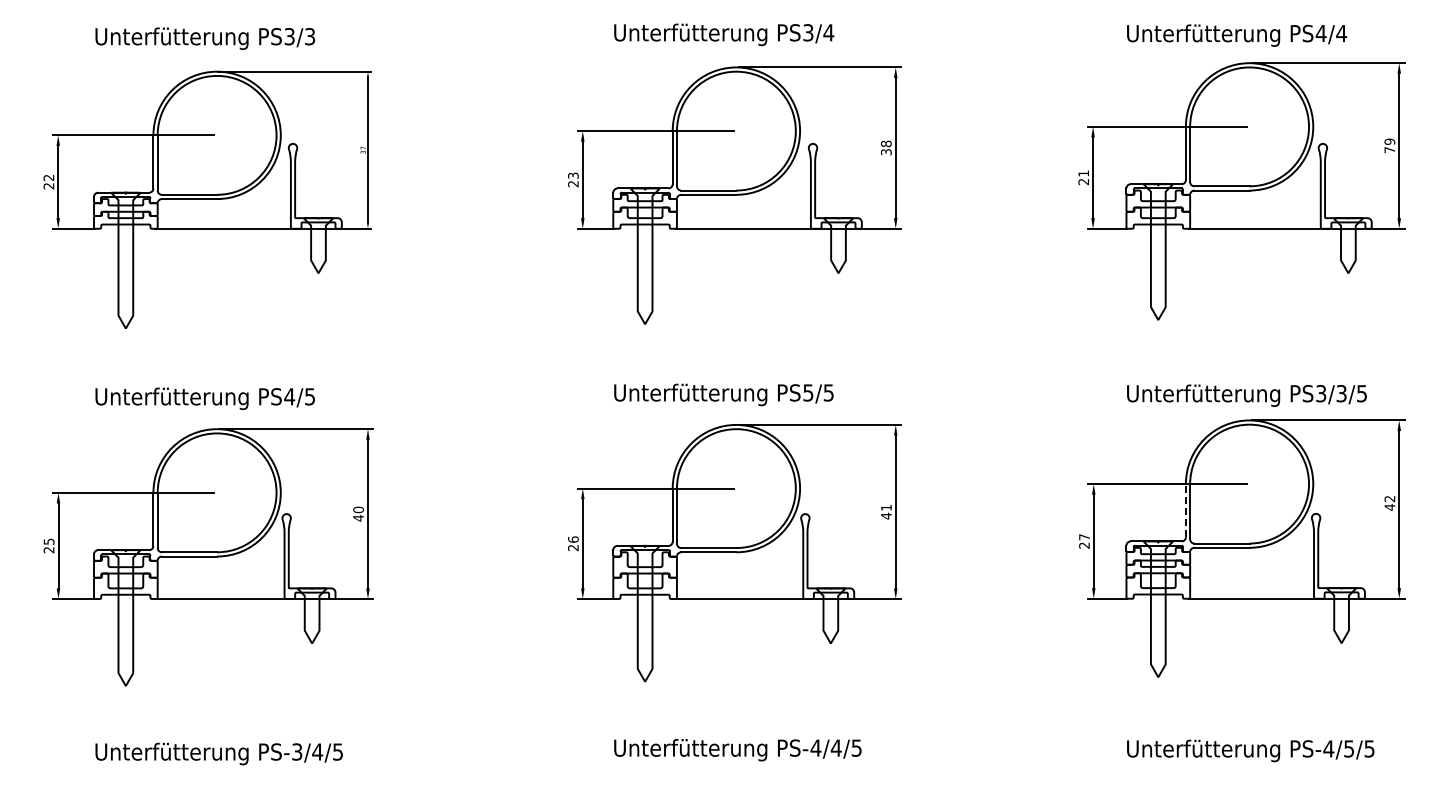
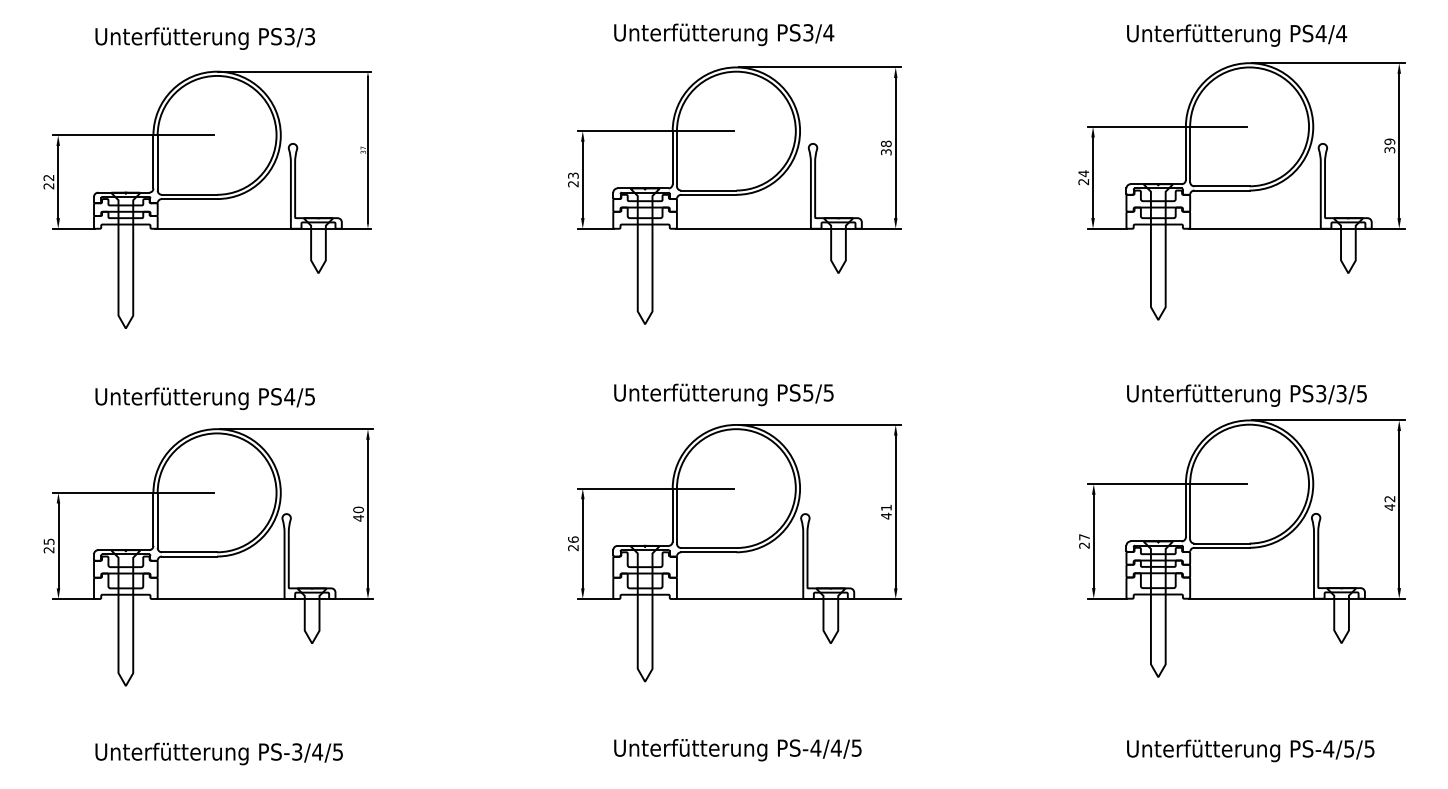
text: 79 -> 39 (1389, 150)
text: 21 -> 24 (1083, 173)
line: dashed -> solid (1185, 510)
